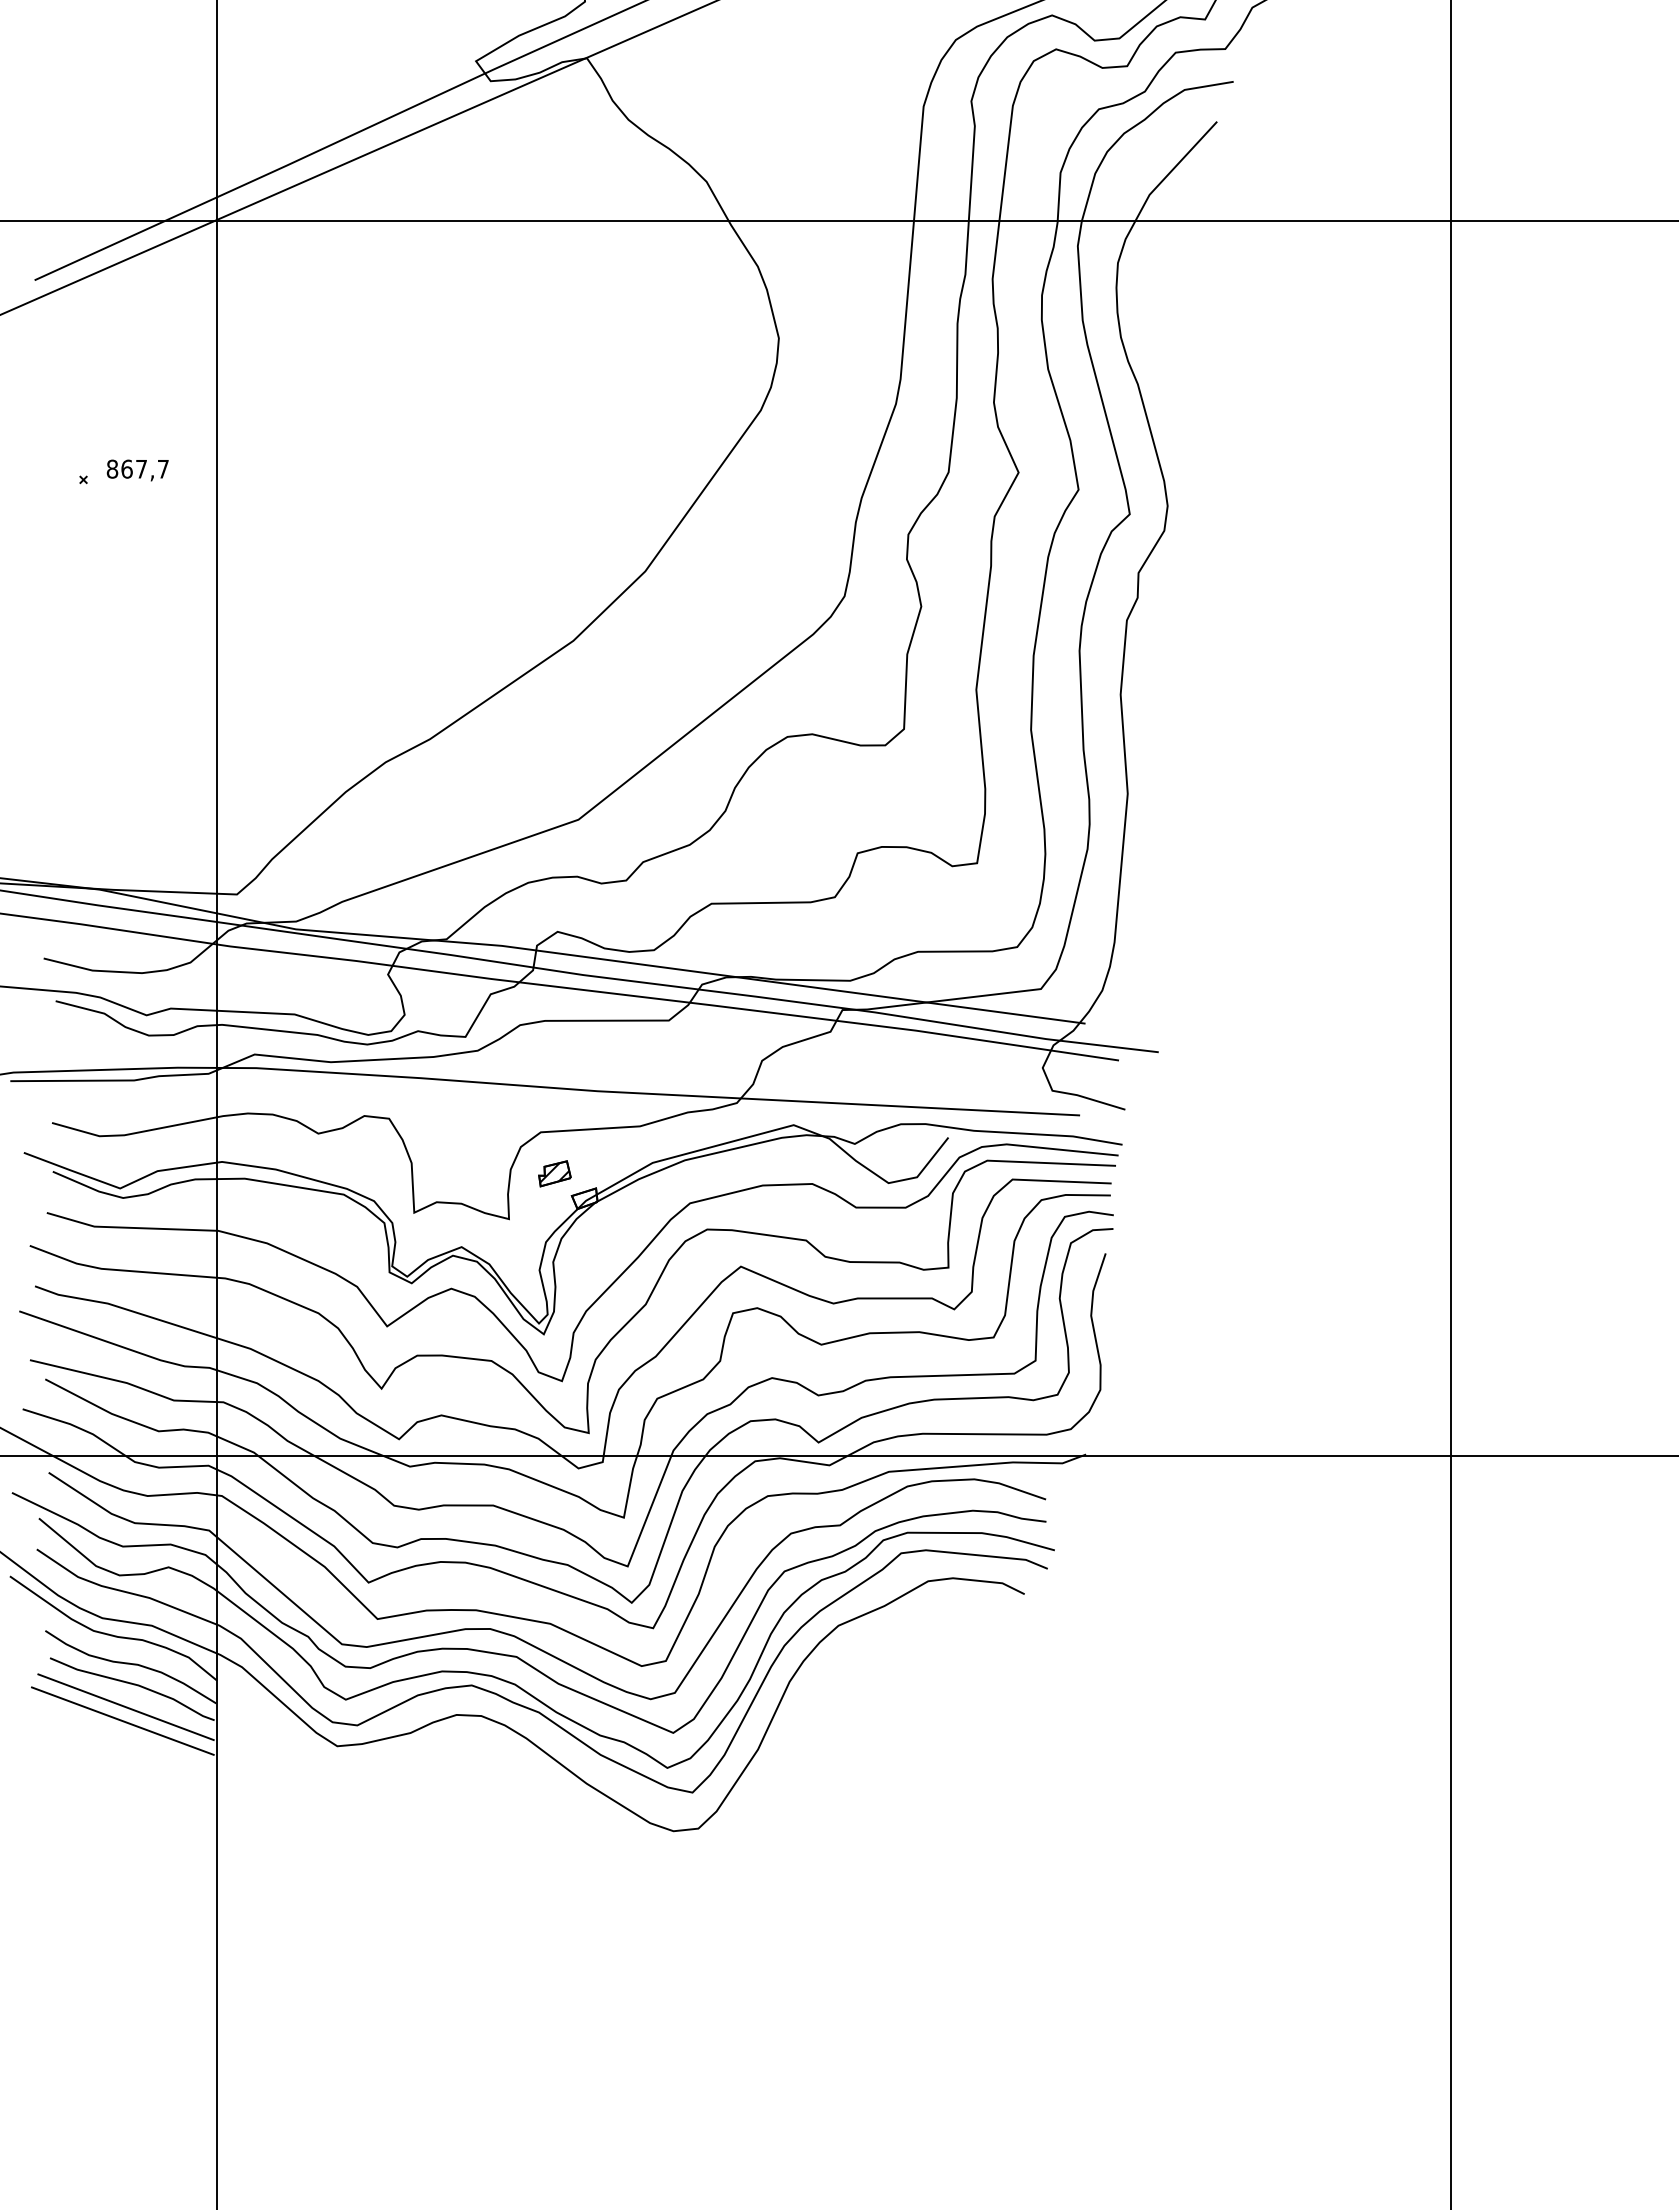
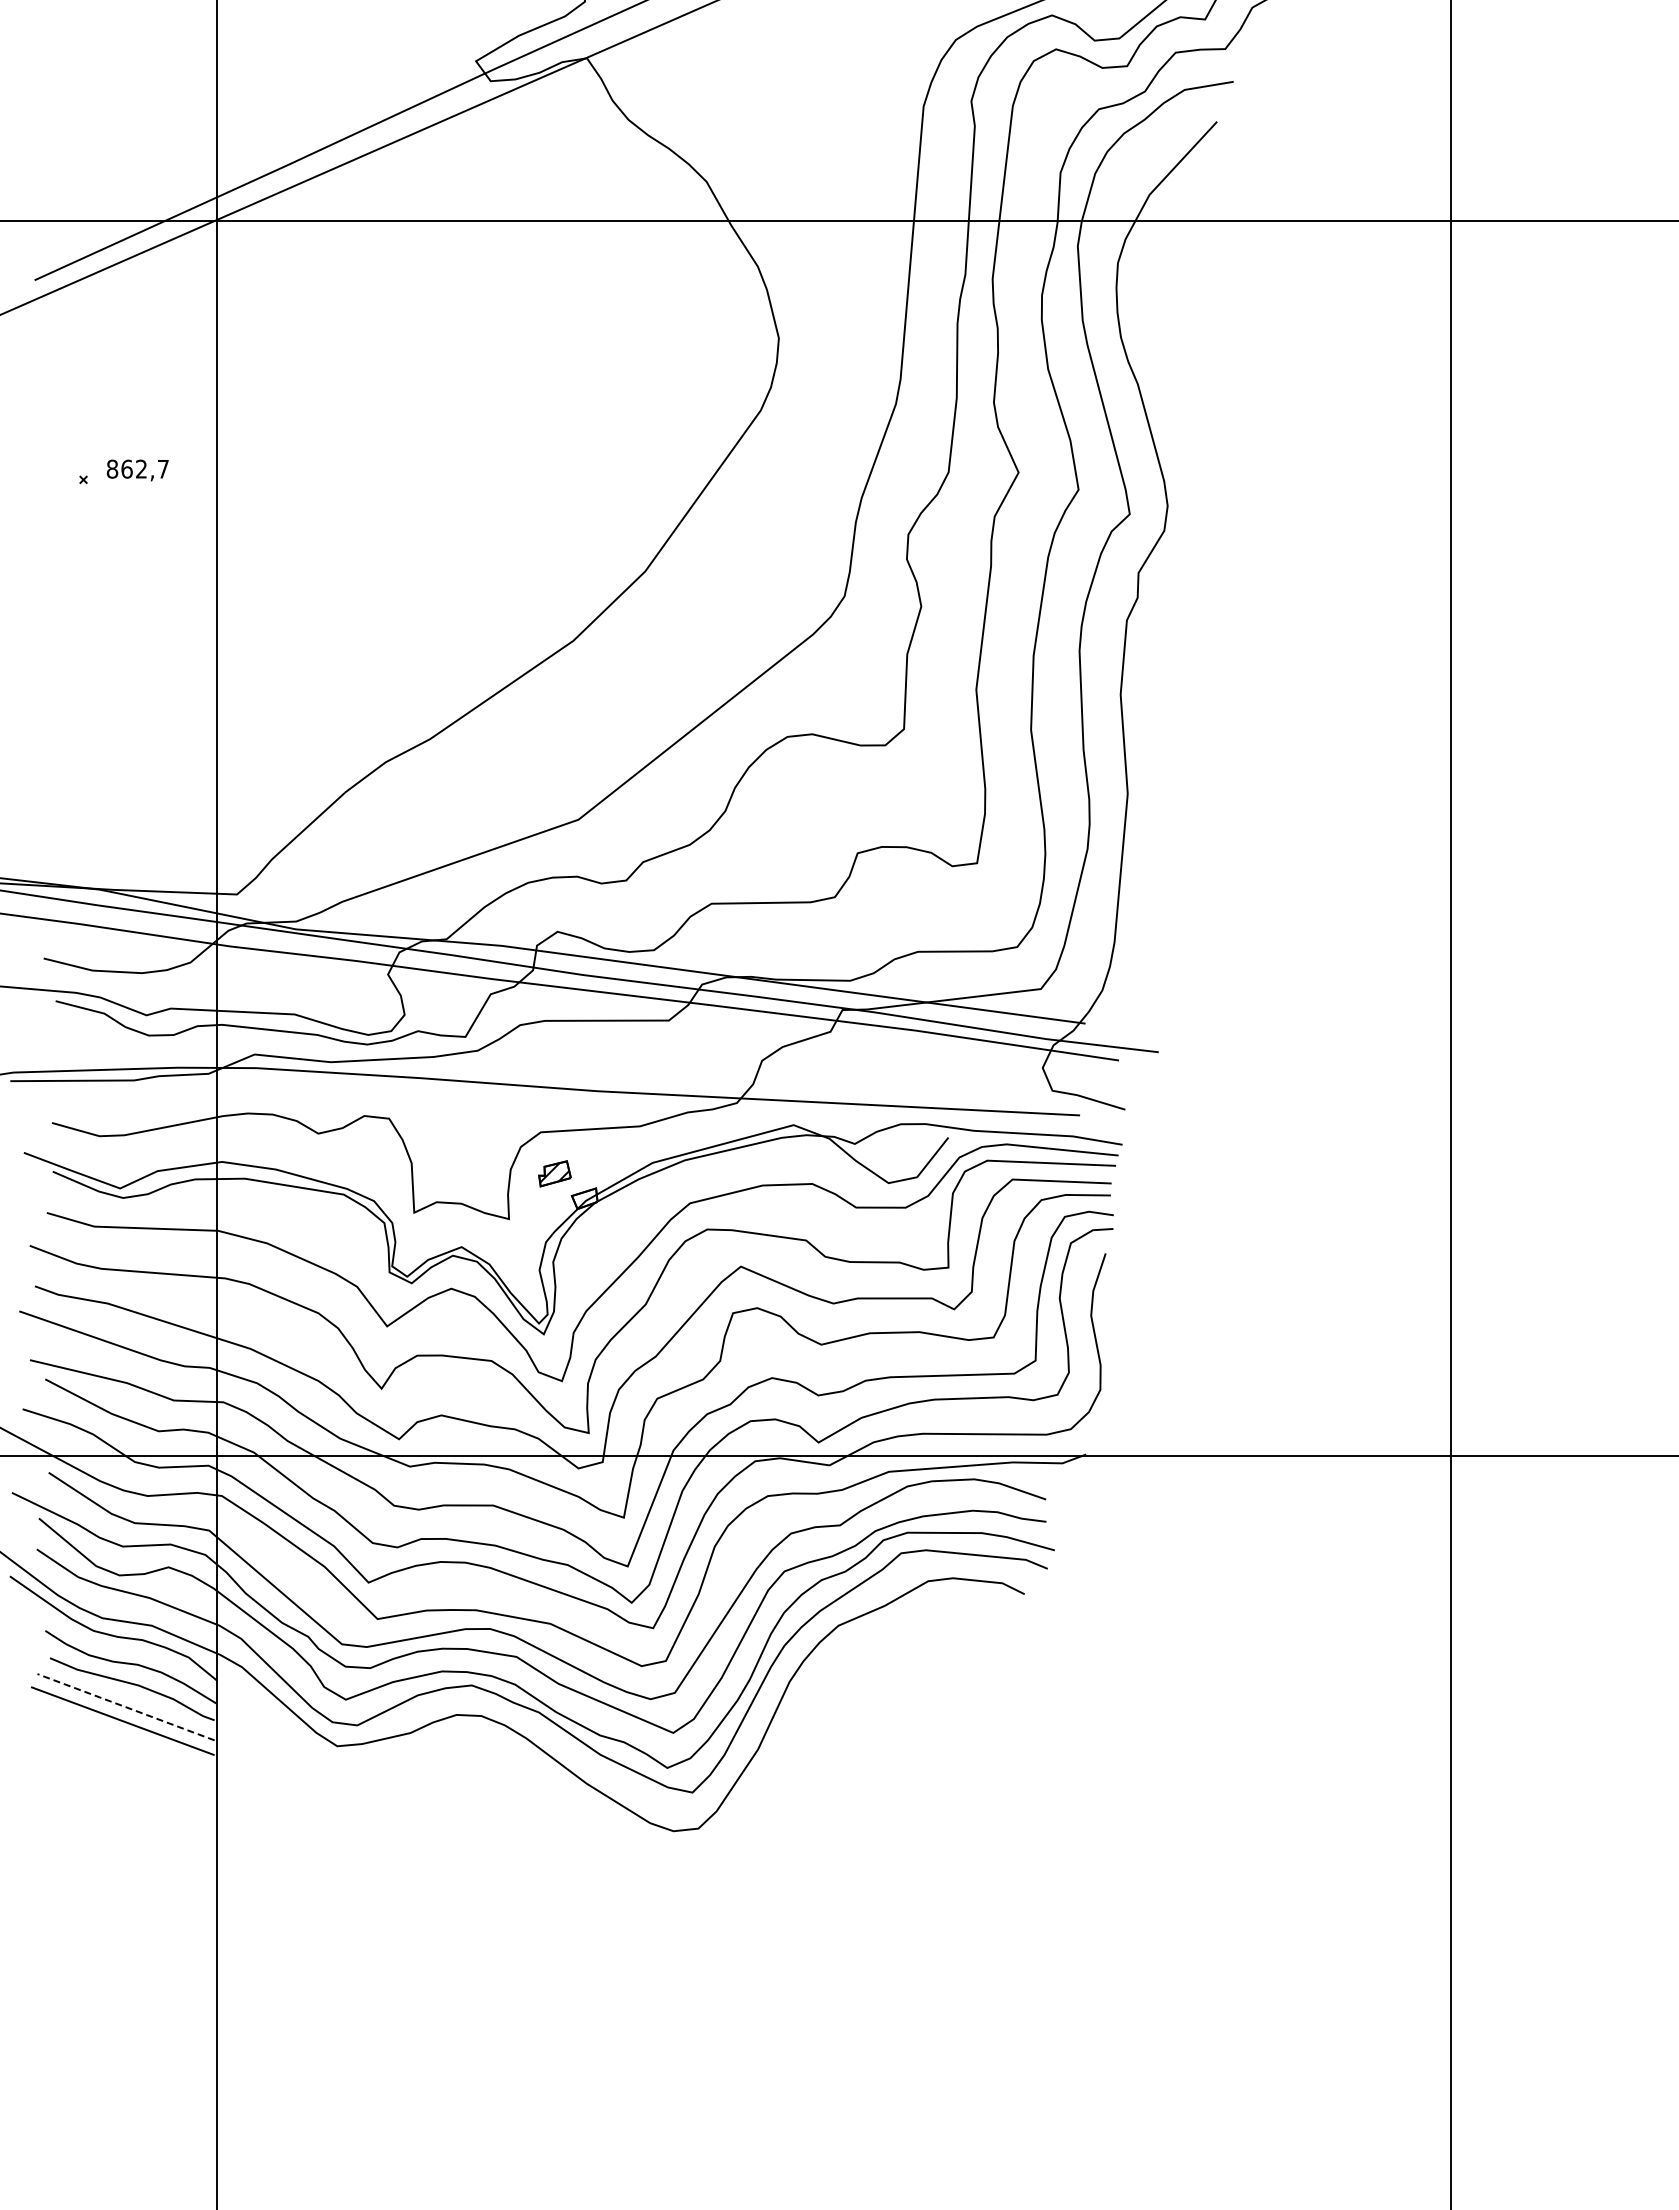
text: 867,7 -> 862,7 (141, 468)
line: solid -> dashed (126, 1707)
